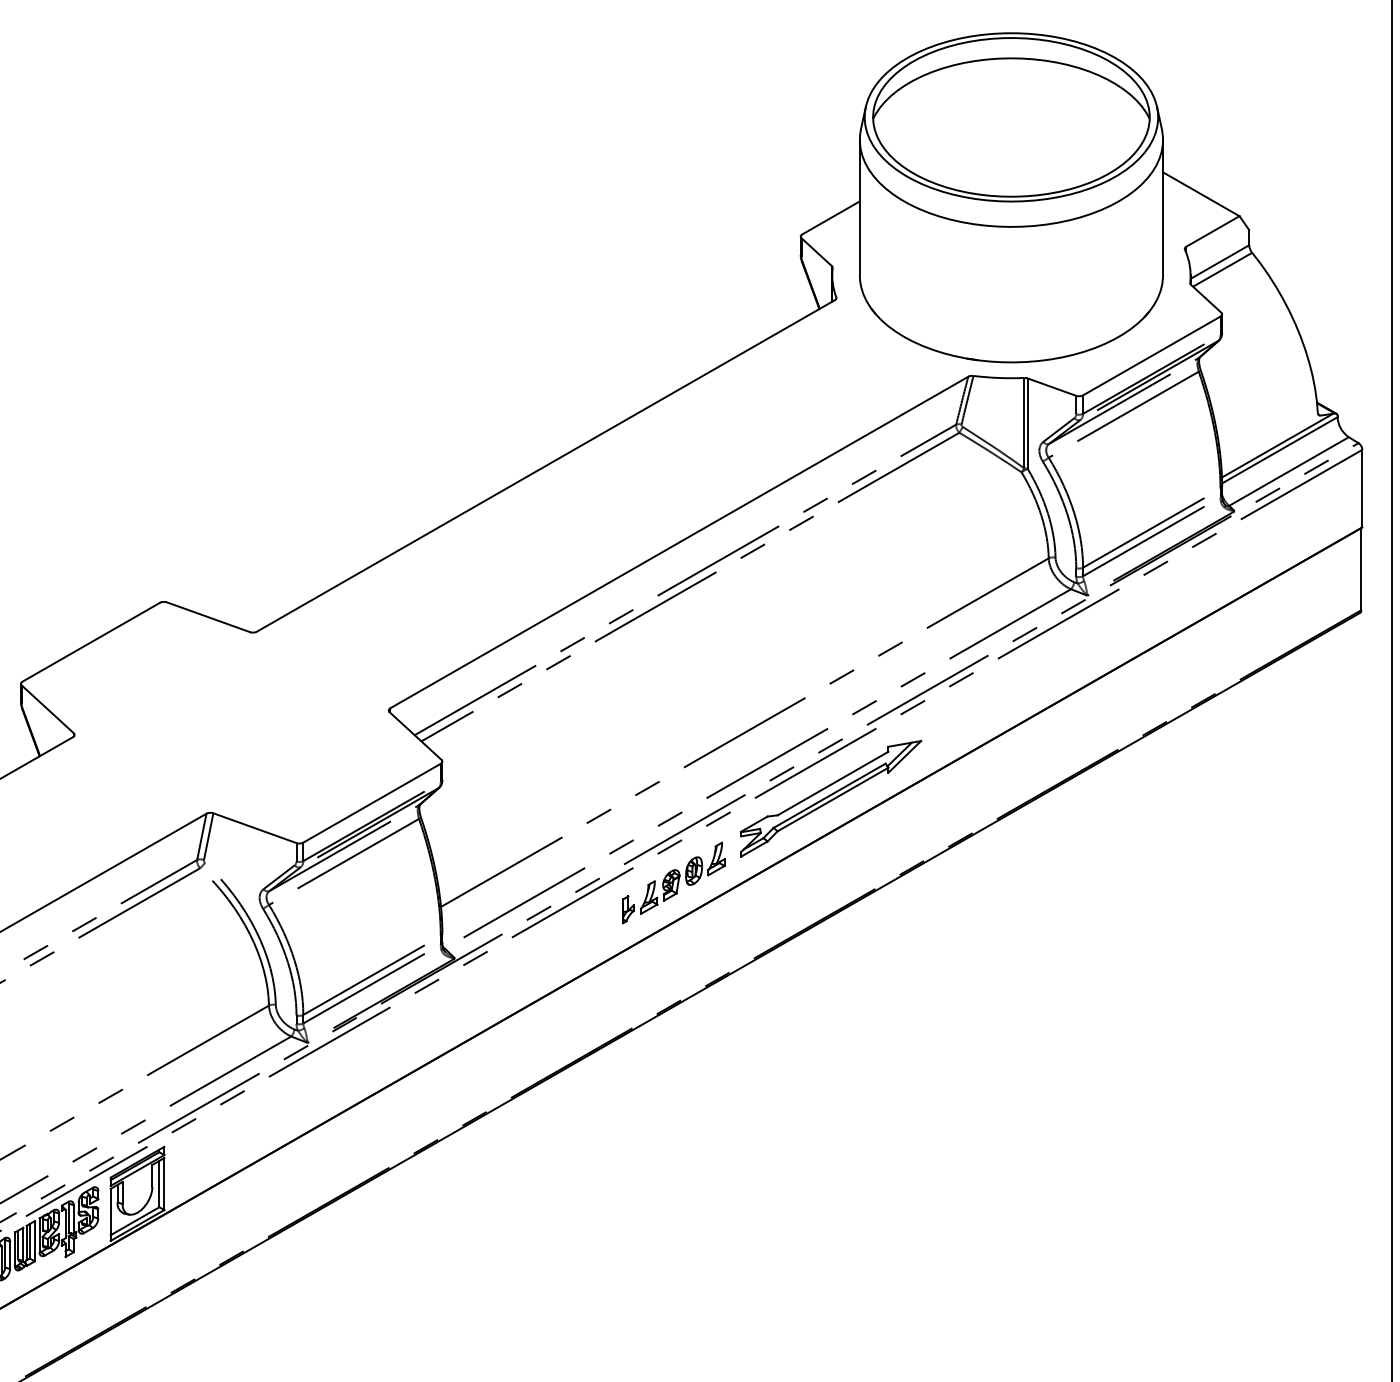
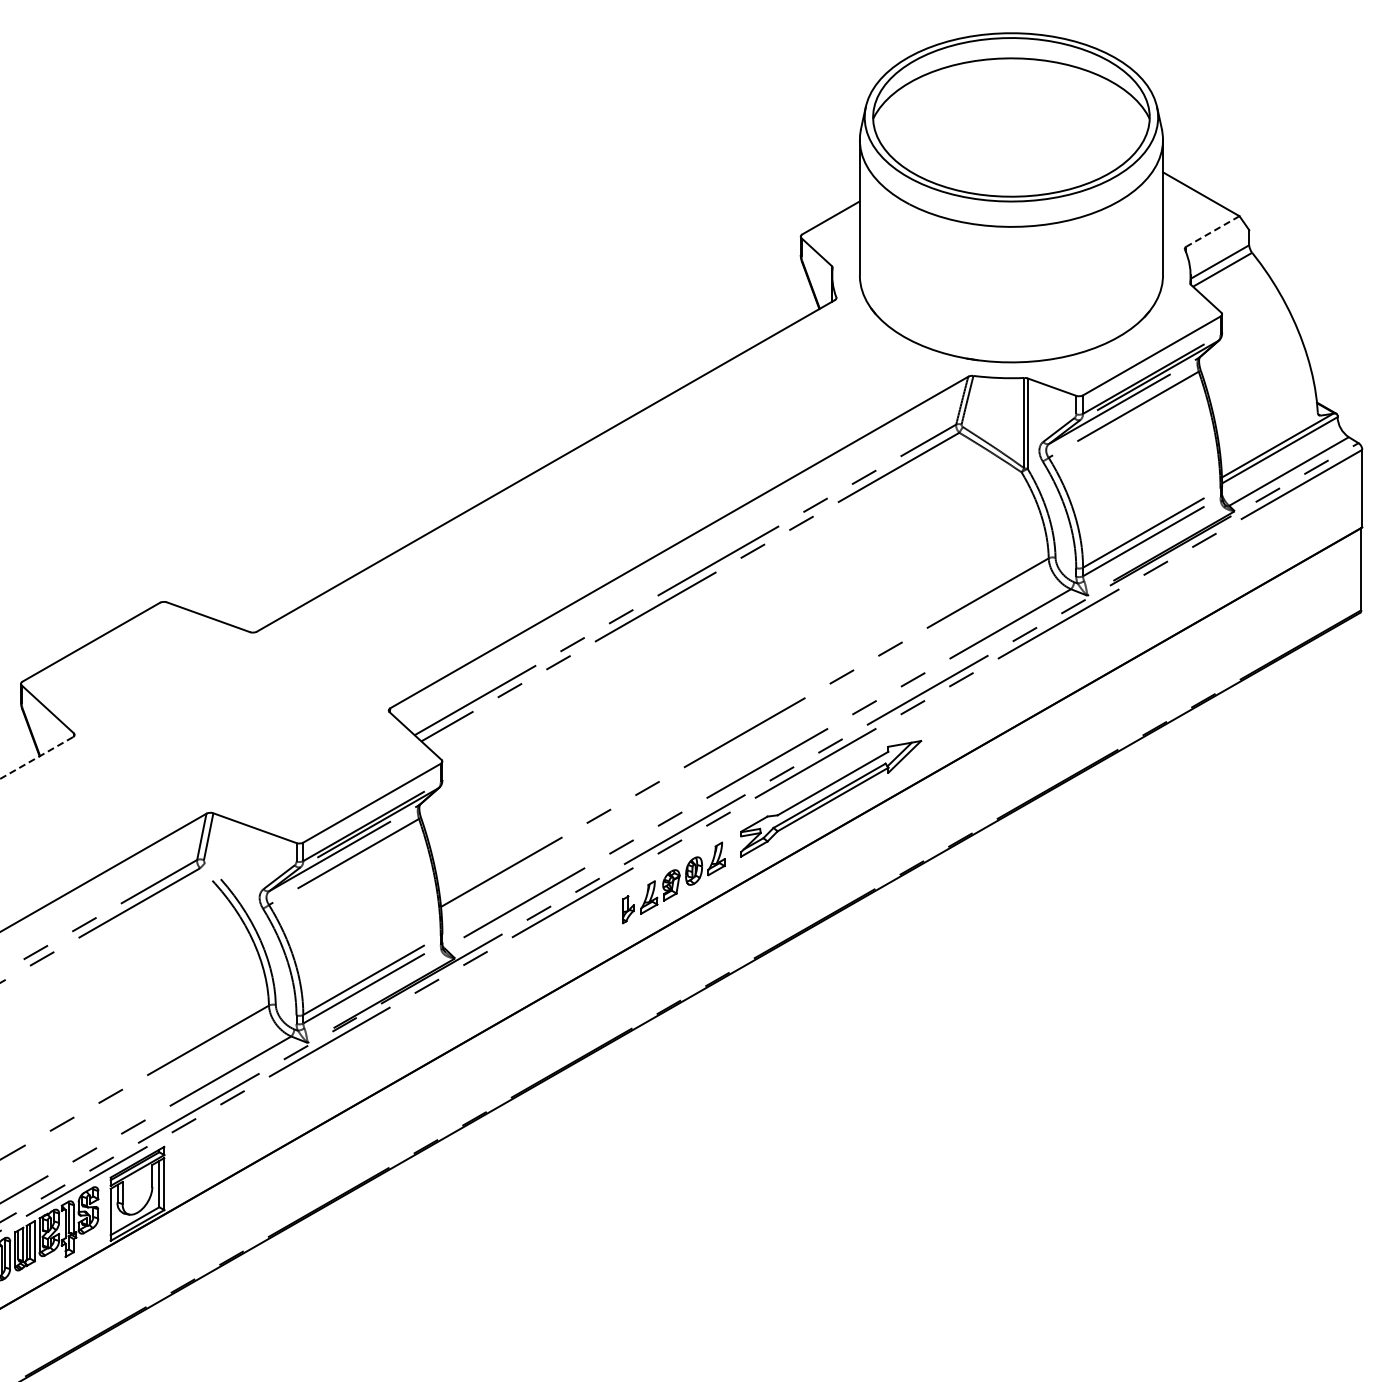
line: solid -> dashed (1212, 231)
line: present -> none (1391, 690)
line: solid -> dashed (36, 758)
